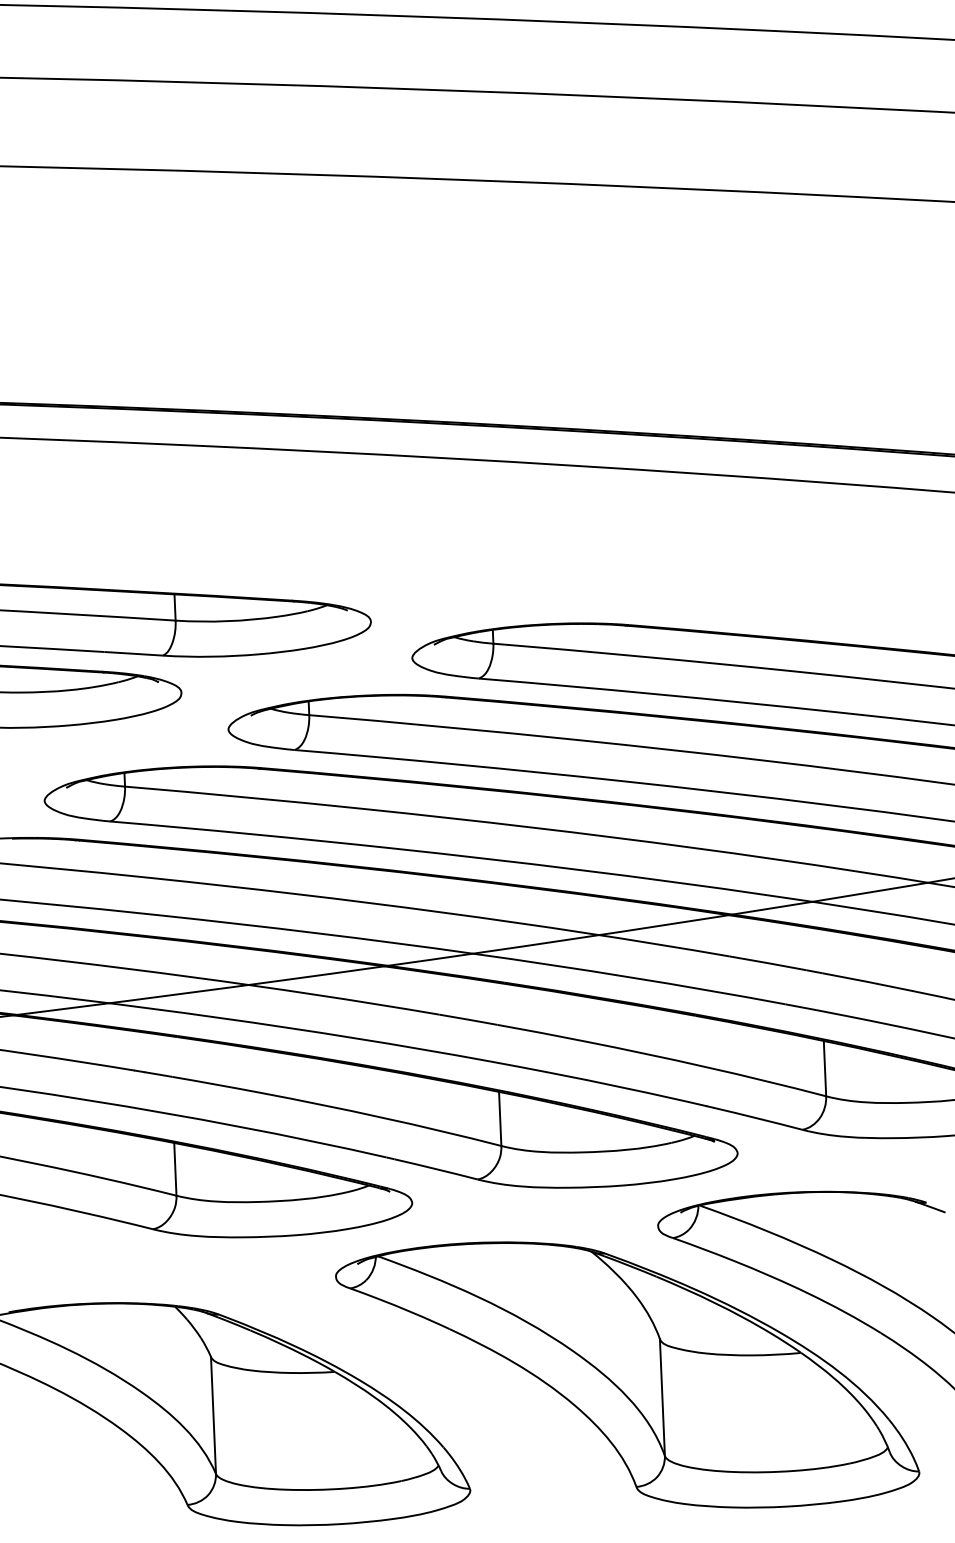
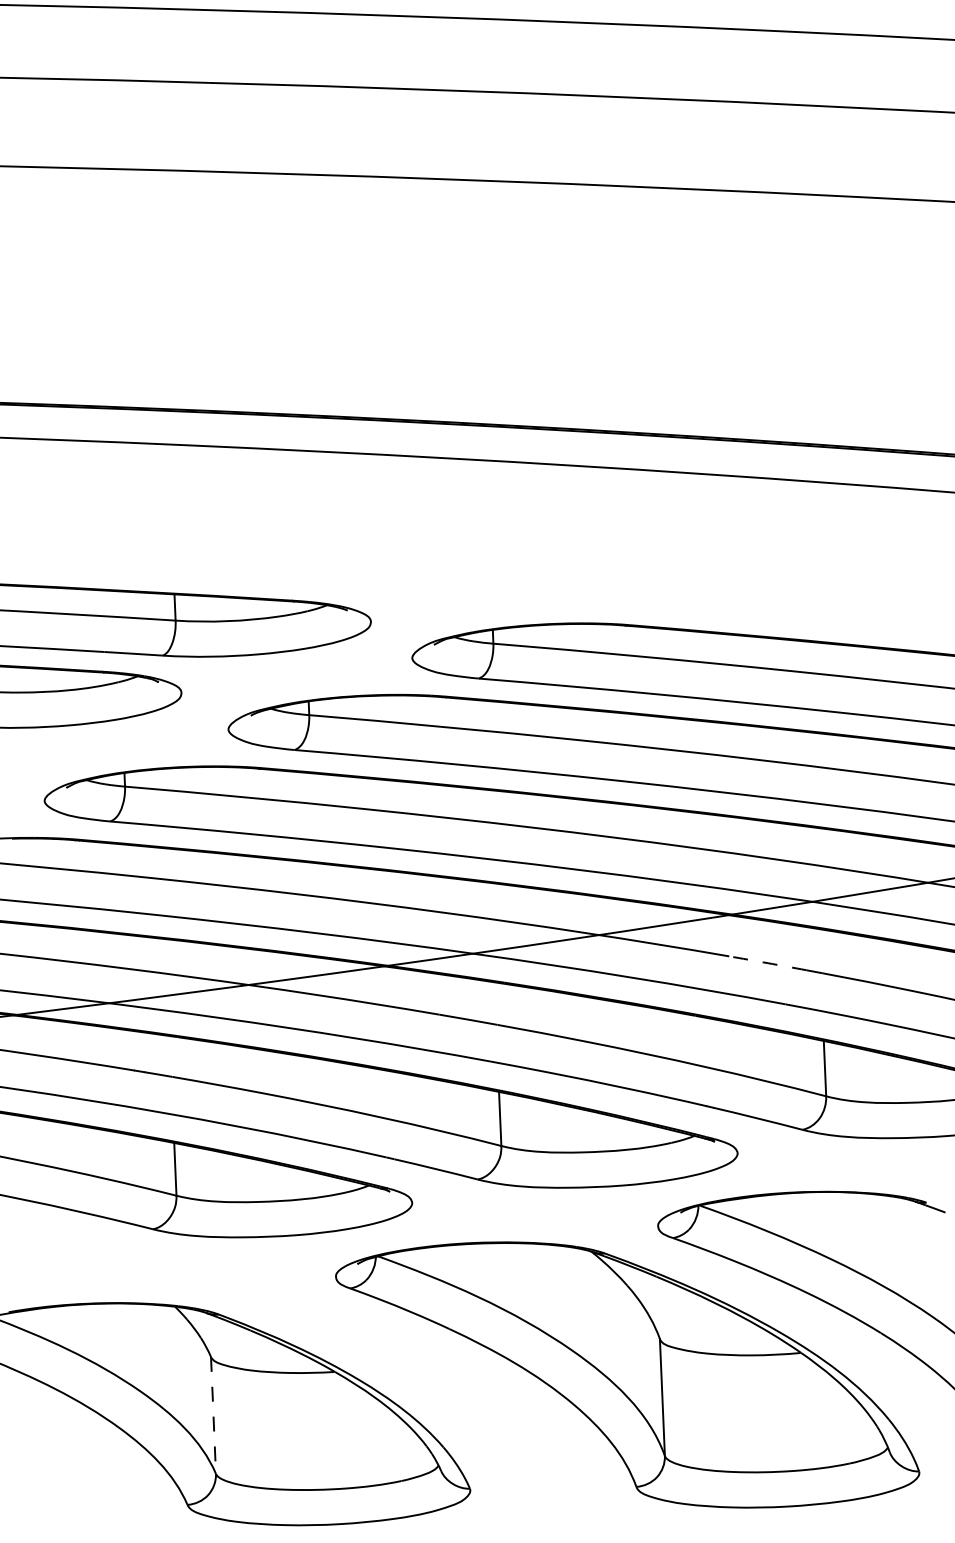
arc: solid -> dashed (767, 963)
line: solid -> dashed (213, 1415)
